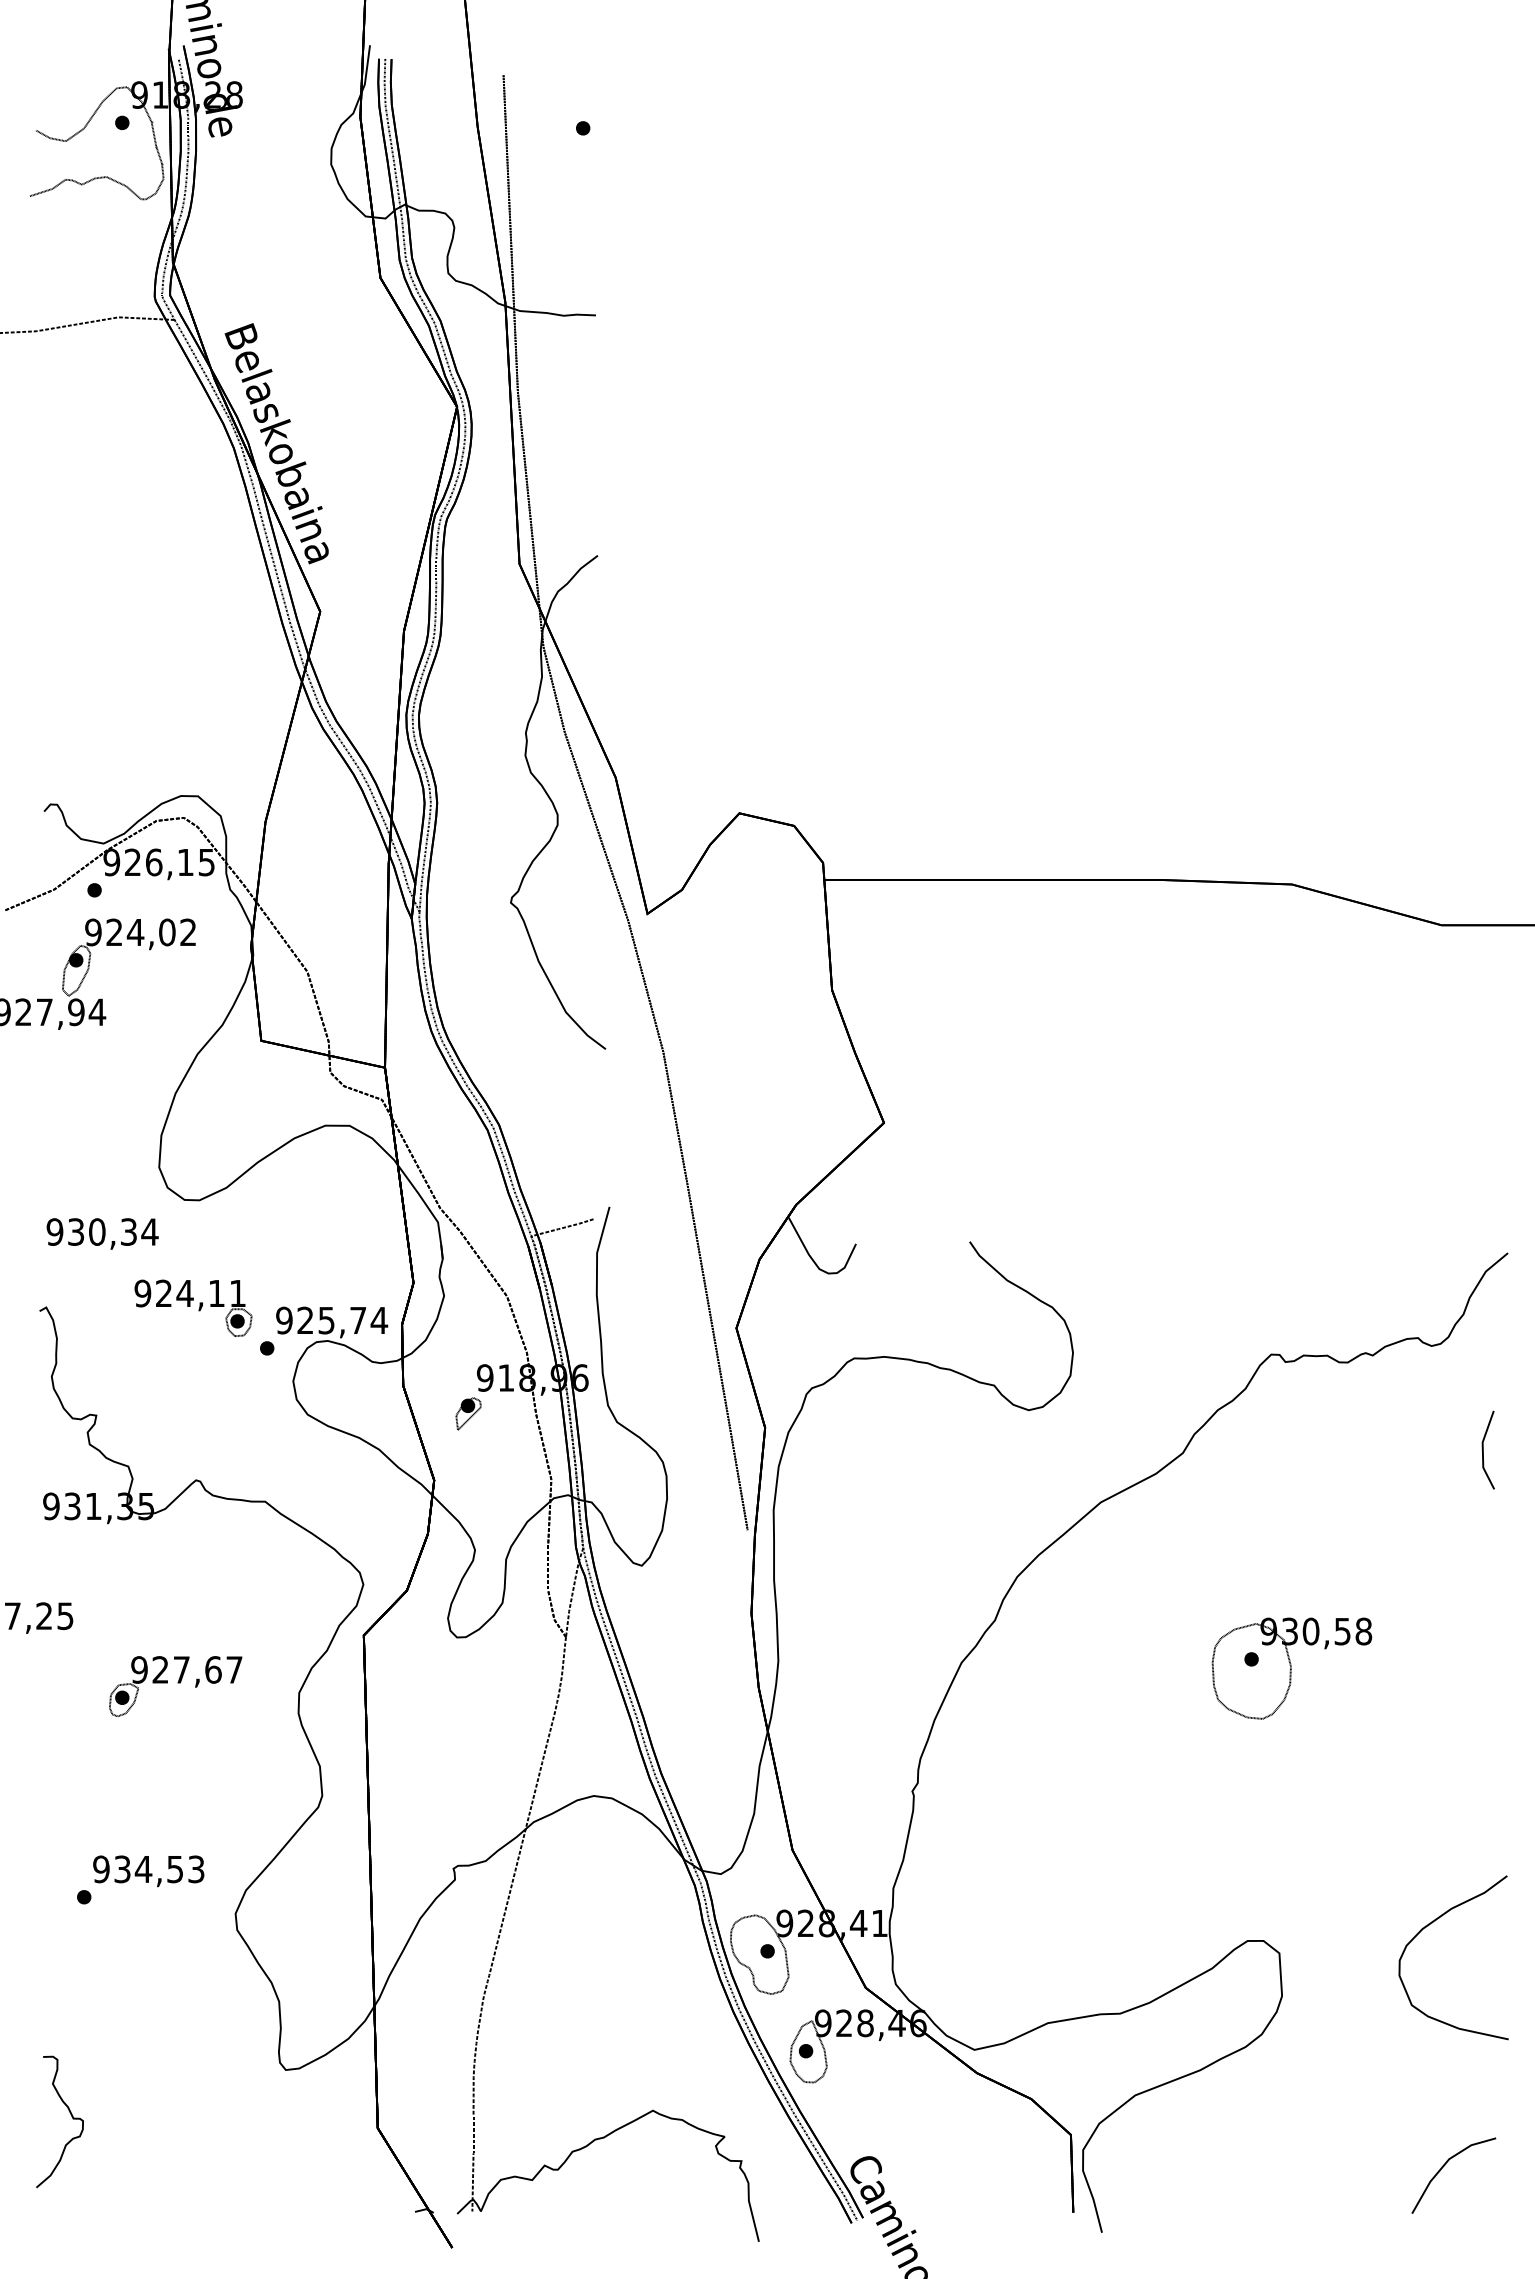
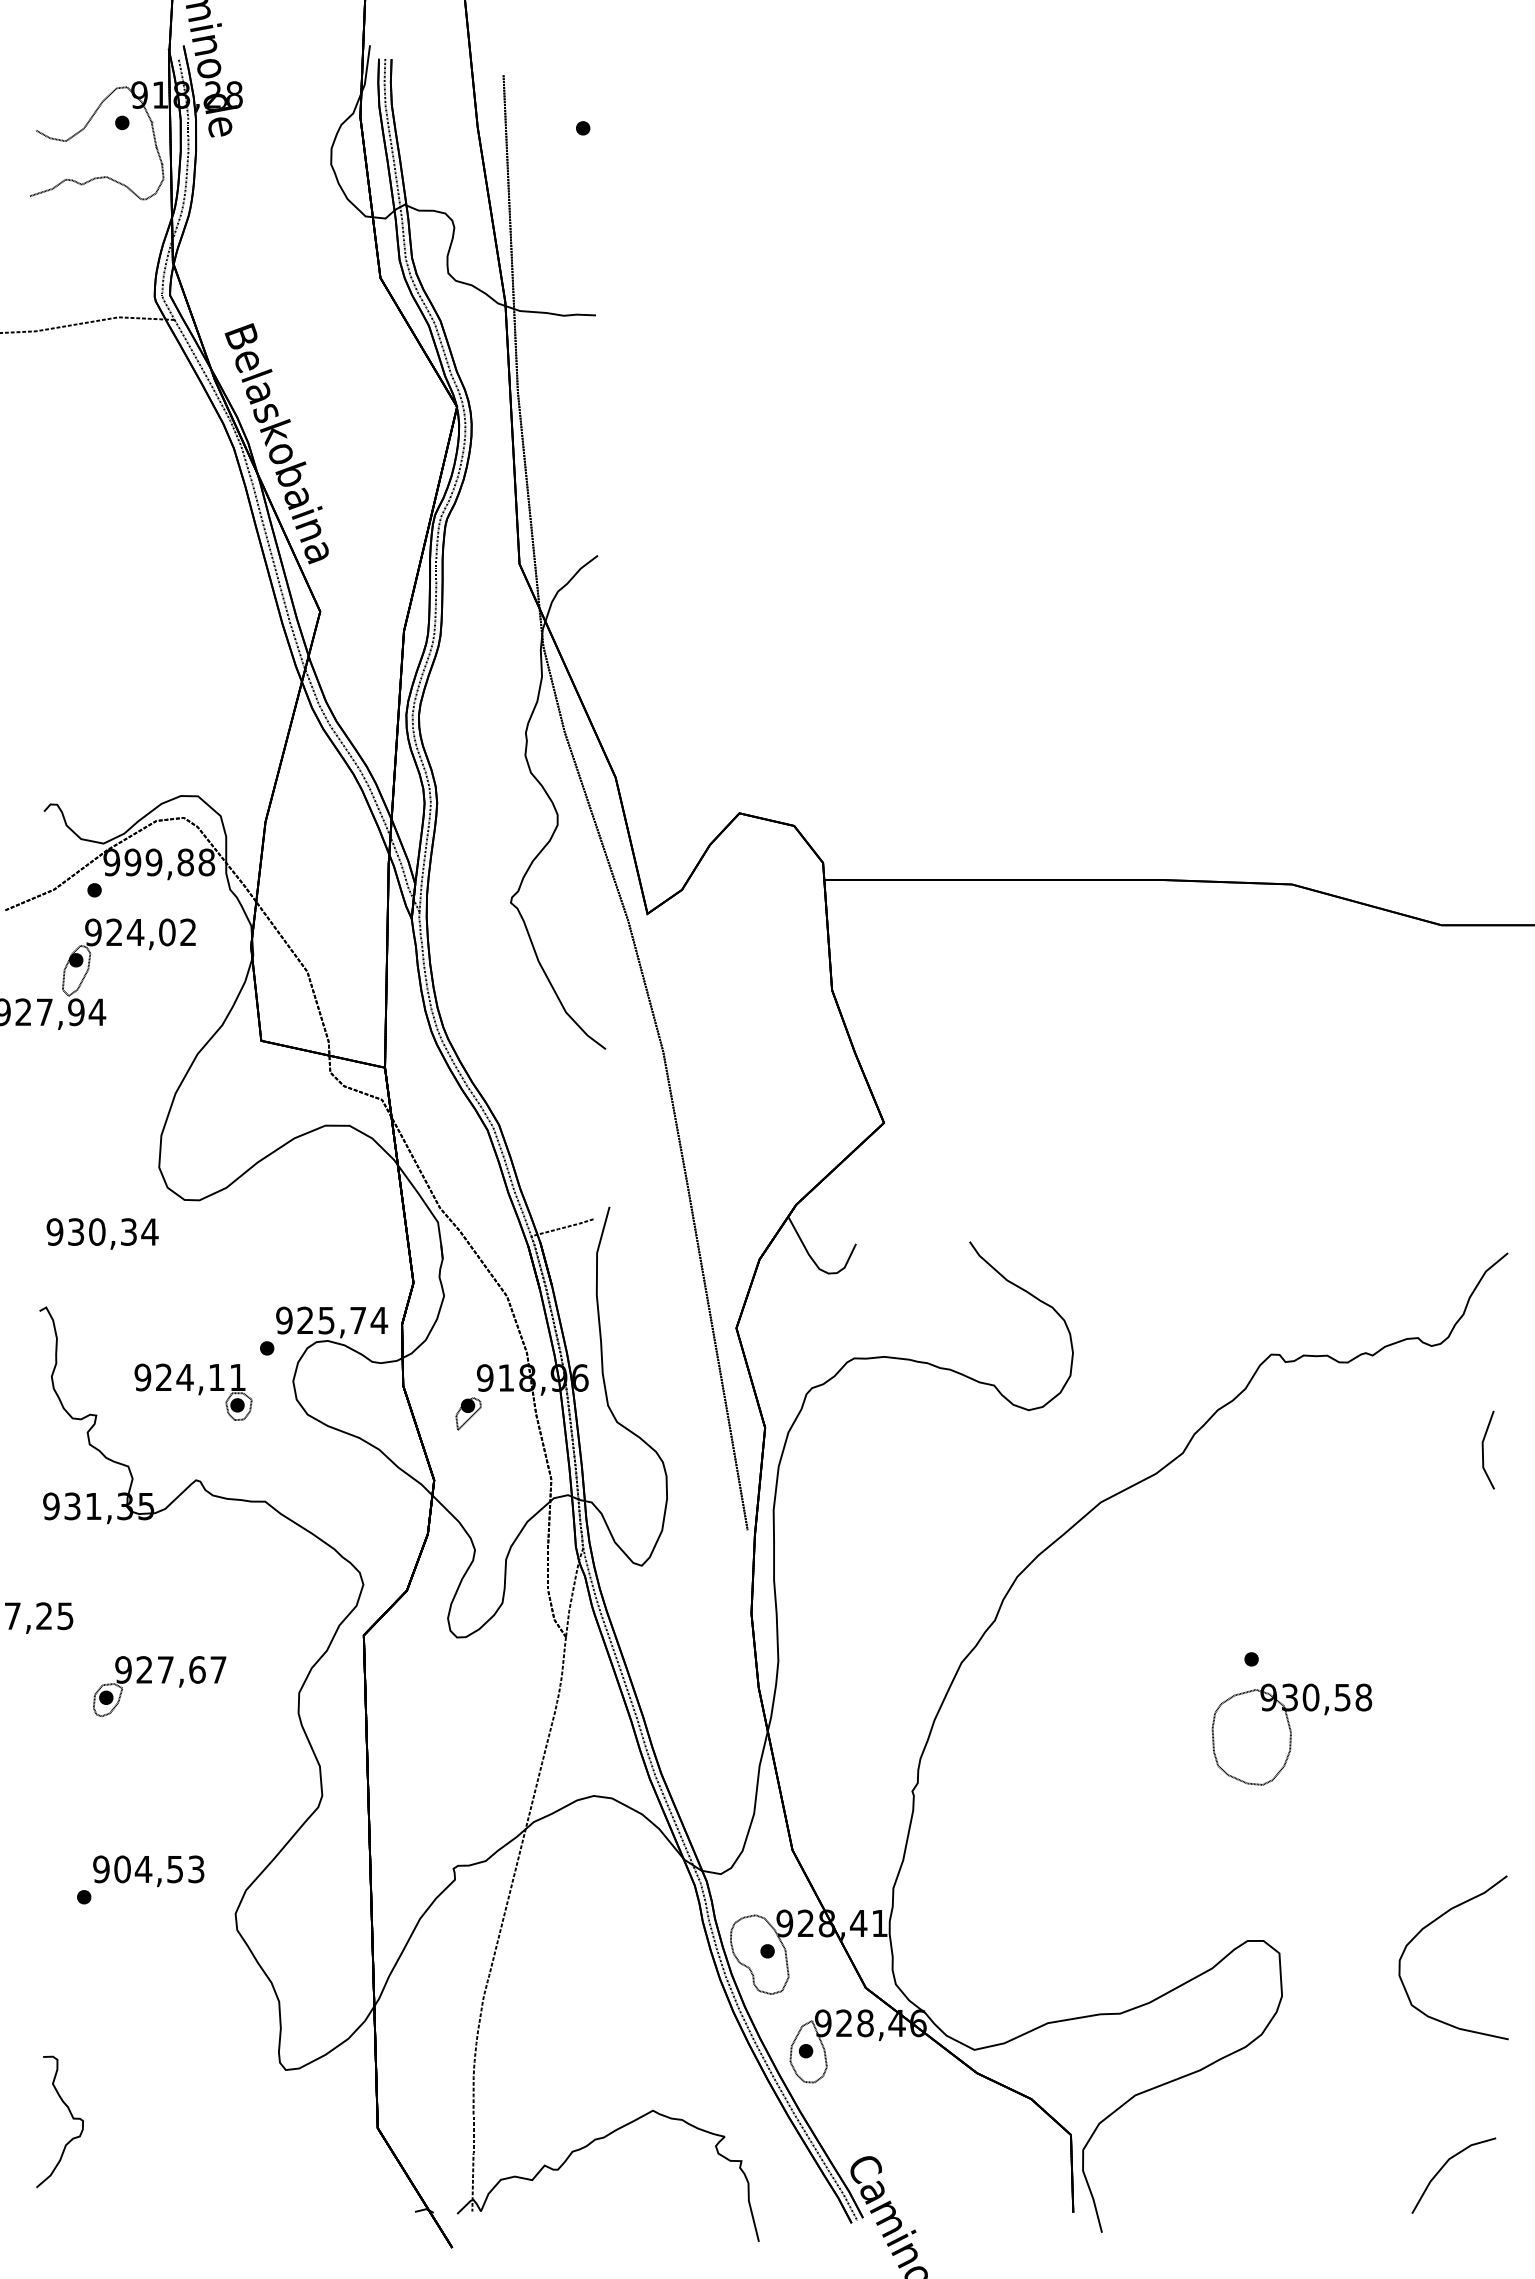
text: 926,15 -> 999,88 (169, 862)
part position: (193, 1307) -> (193, 1391) (193, 1391)
part position: (1291, 1668) -> (1291, 1734) (1291, 1734)
part position: (175, 1686) -> (159, 1686) (159, 1686)
text: 934,53 -> 904,53 (122, 1869)
